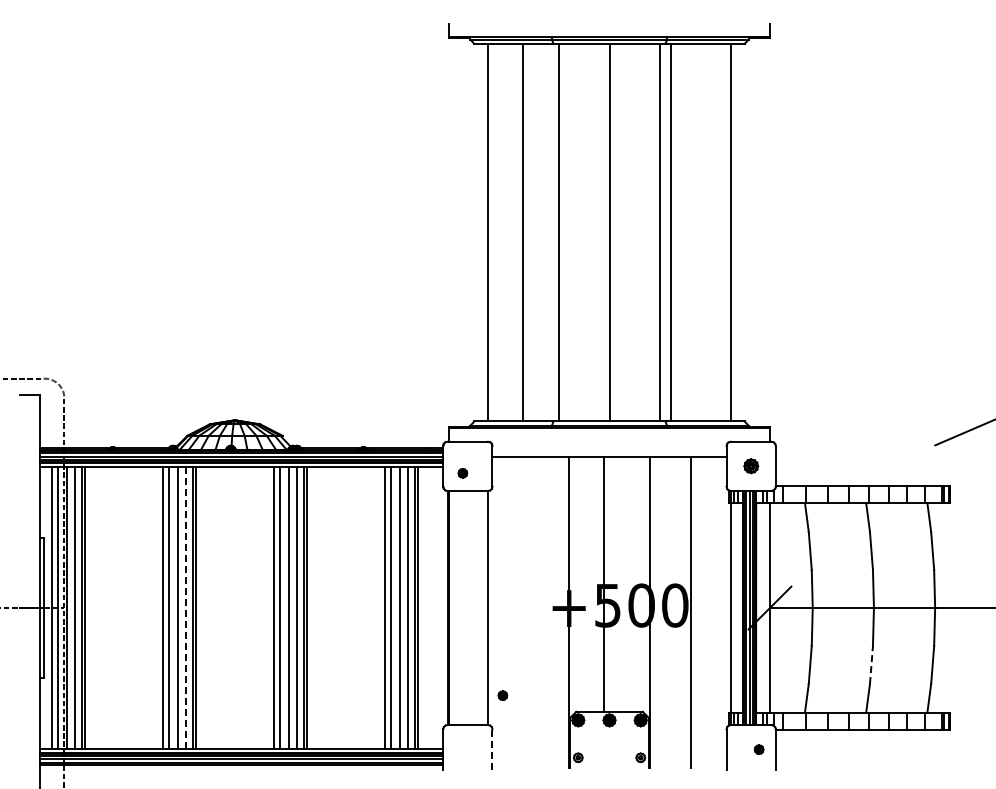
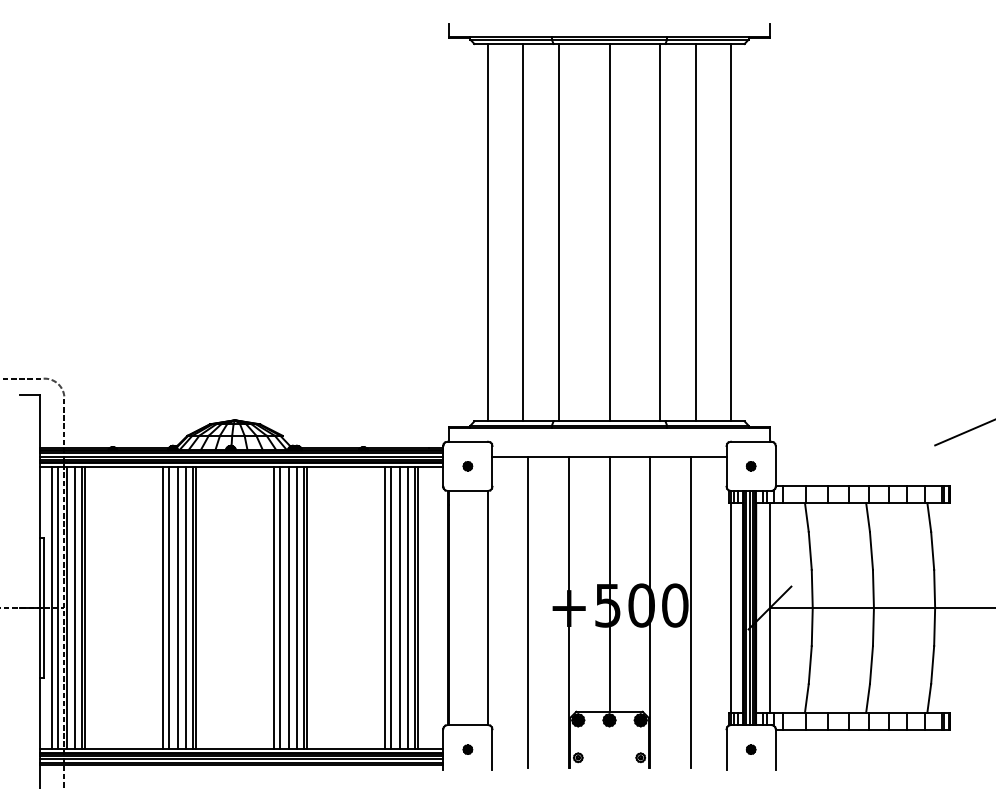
line position: (670, 232) -> (695, 232) (695, 232)
part size: 17x17 px -> 12x11 px (750, 466)
part position: (462, 473) -> (467, 466) (467, 466)
line position: (603, 584) -> (609, 584) (609, 584)
line: dashed -> solid (186, 607)
line: none -> present (528, 612)
line: dashed -> solid (871, 664)
part position: (502, 695) -> (467, 749) (467, 749)
line: dashed -> solid (492, 749)
part position: (758, 749) -> (750, 749) (750, 749)
